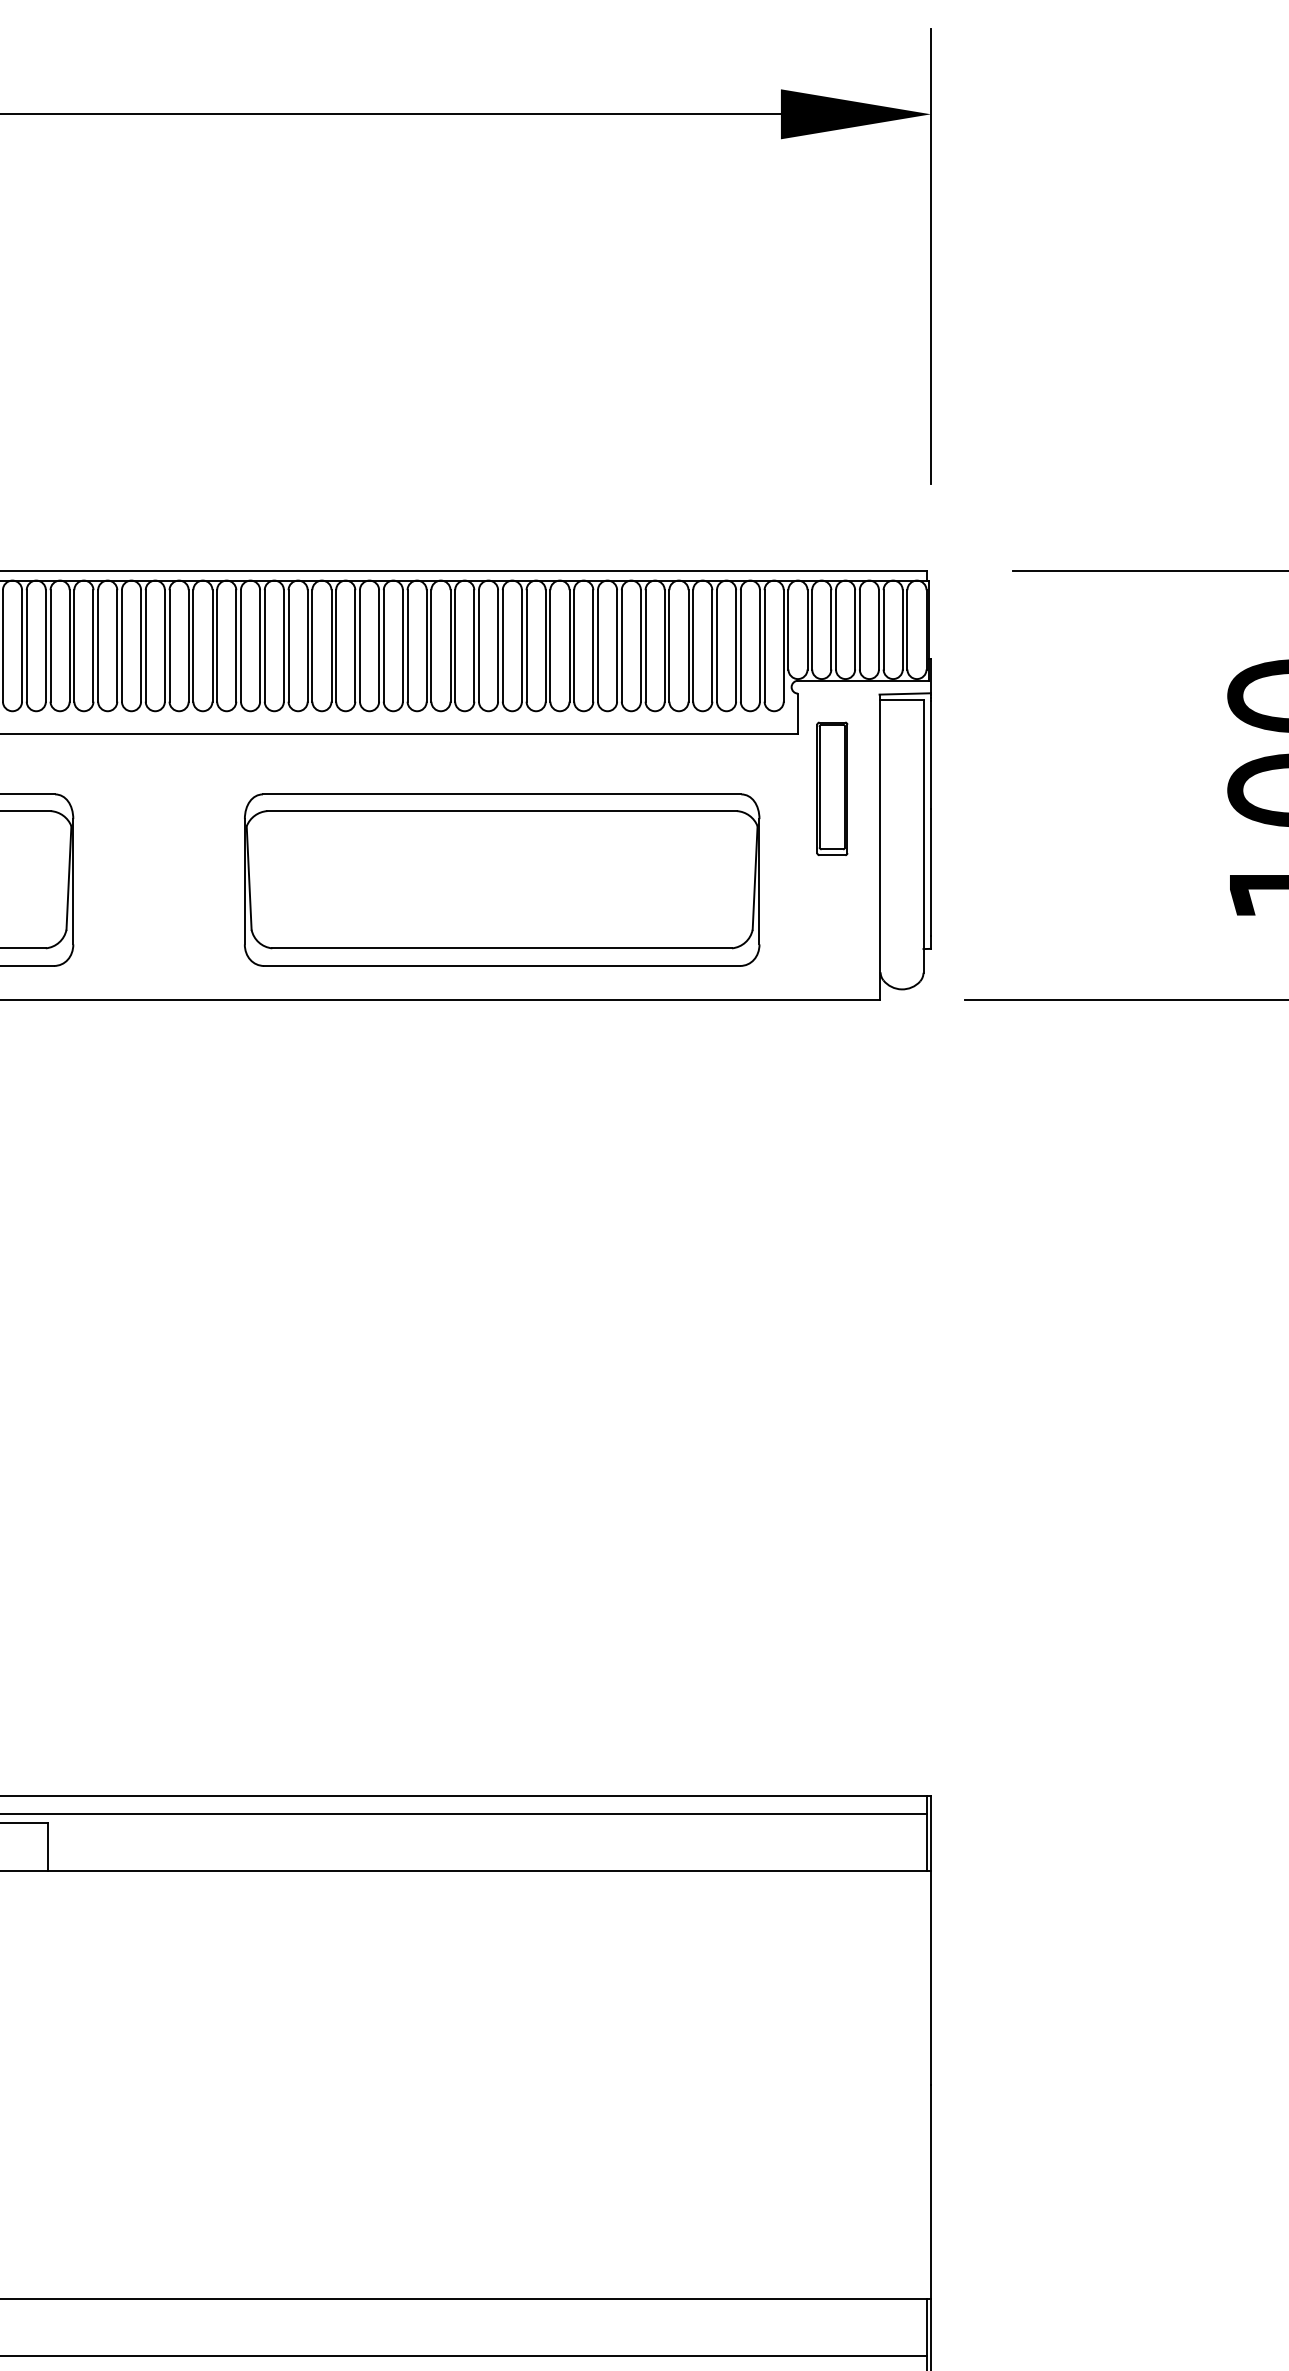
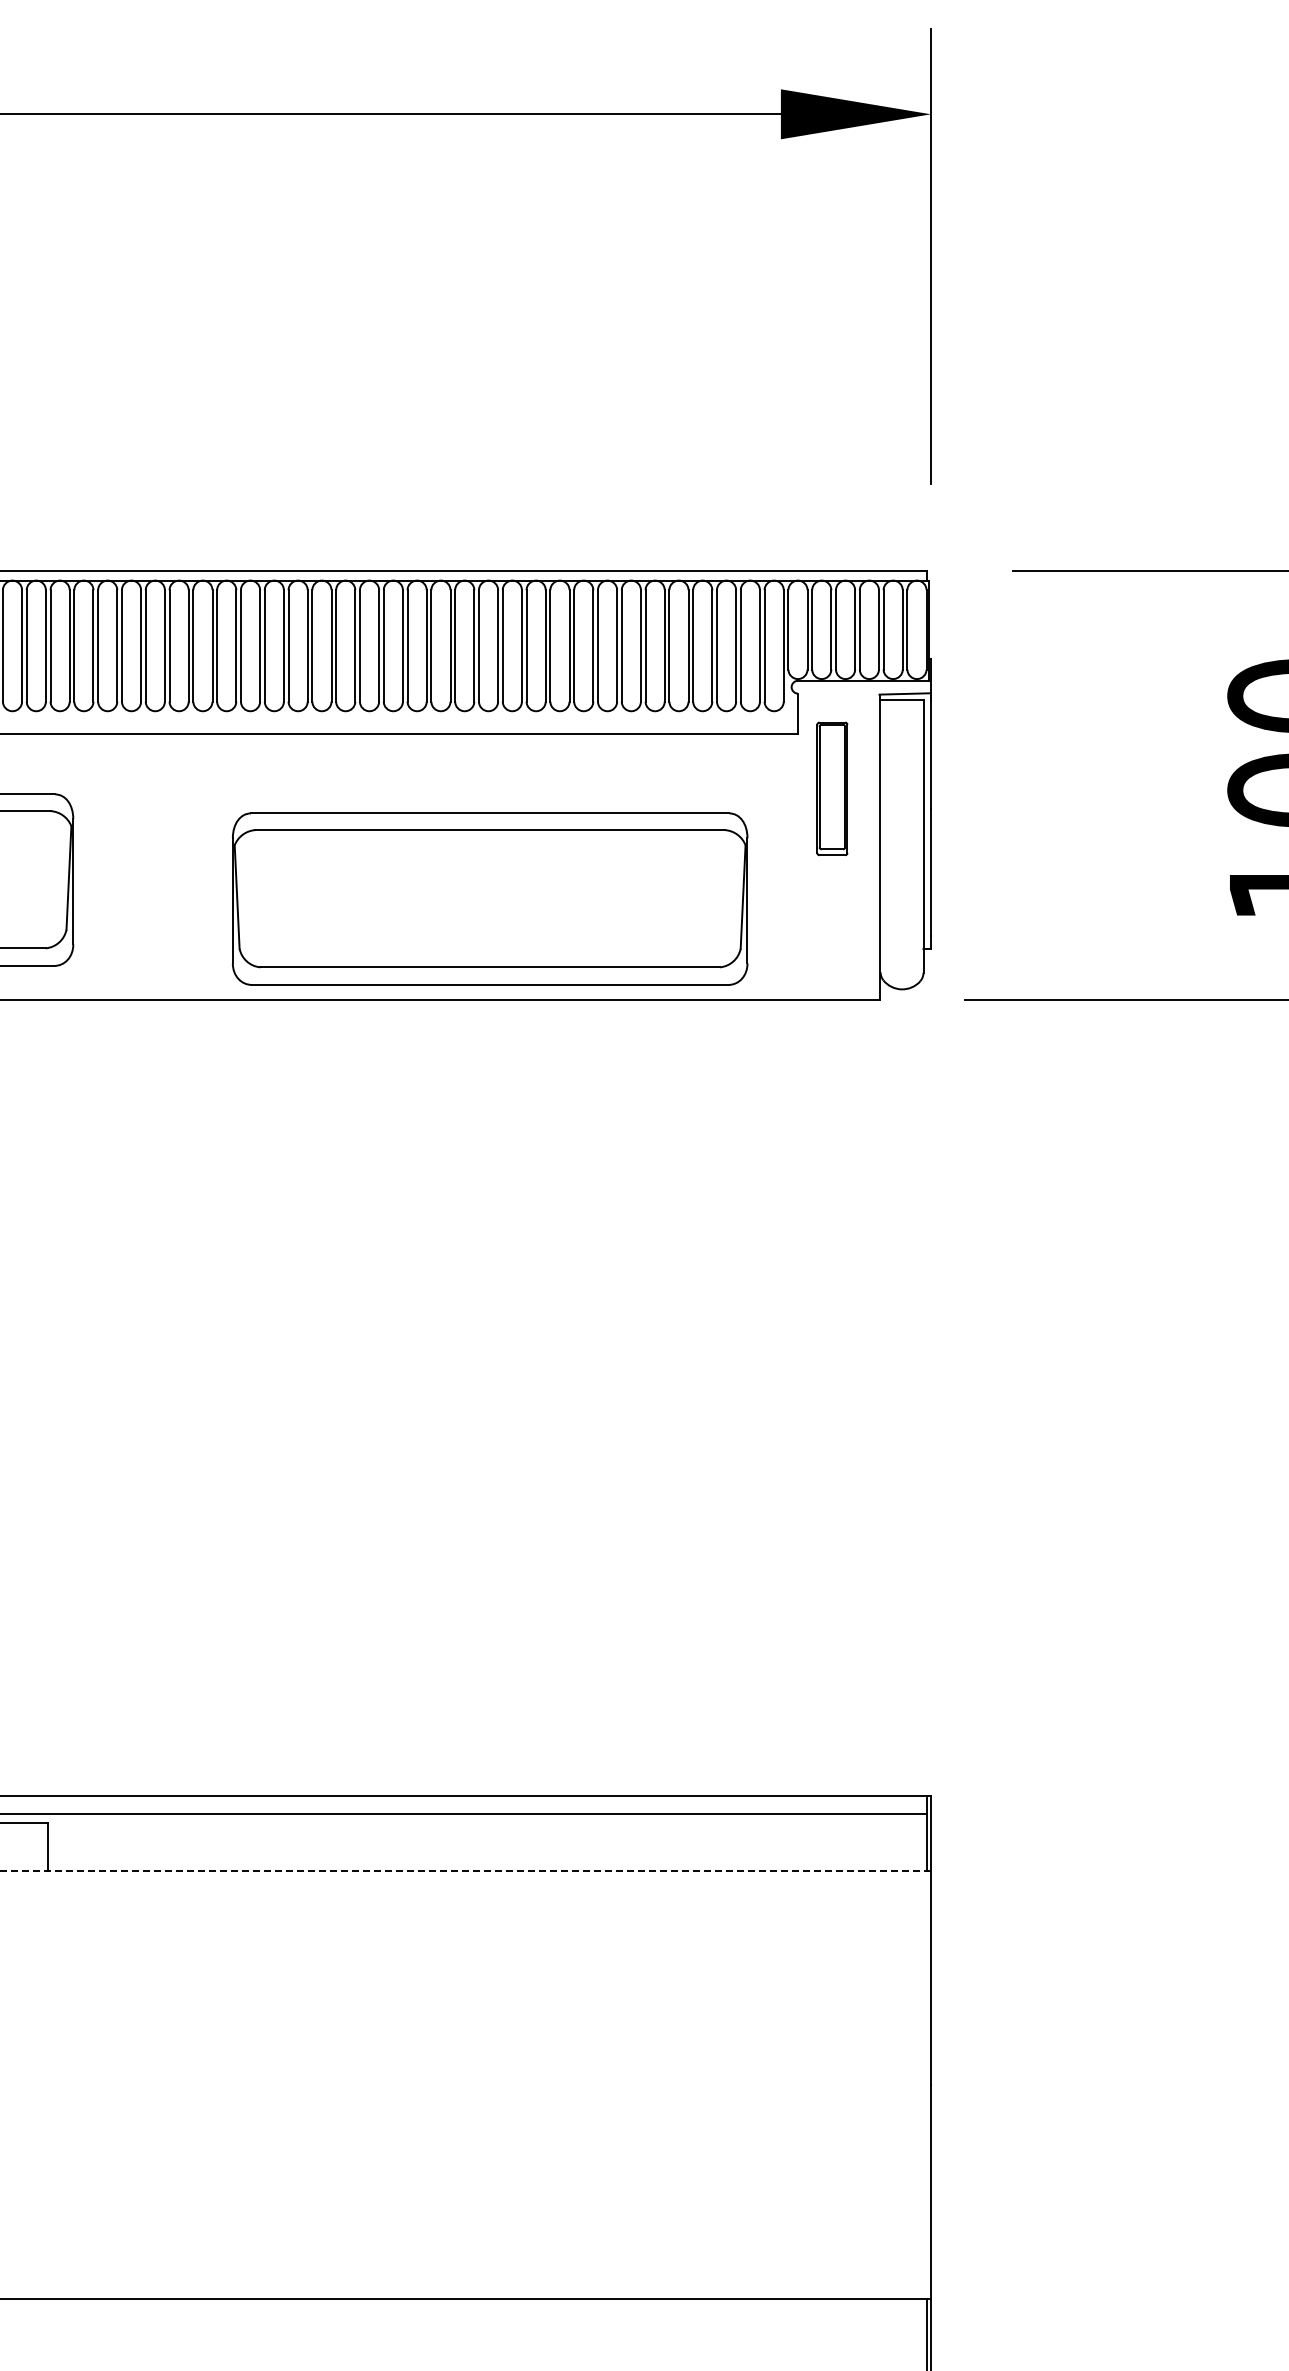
part position: (502, 879) -> (490, 898) (490, 898)
line: solid -> dashed (465, 1870)
line: present -> none (464, 2356)
